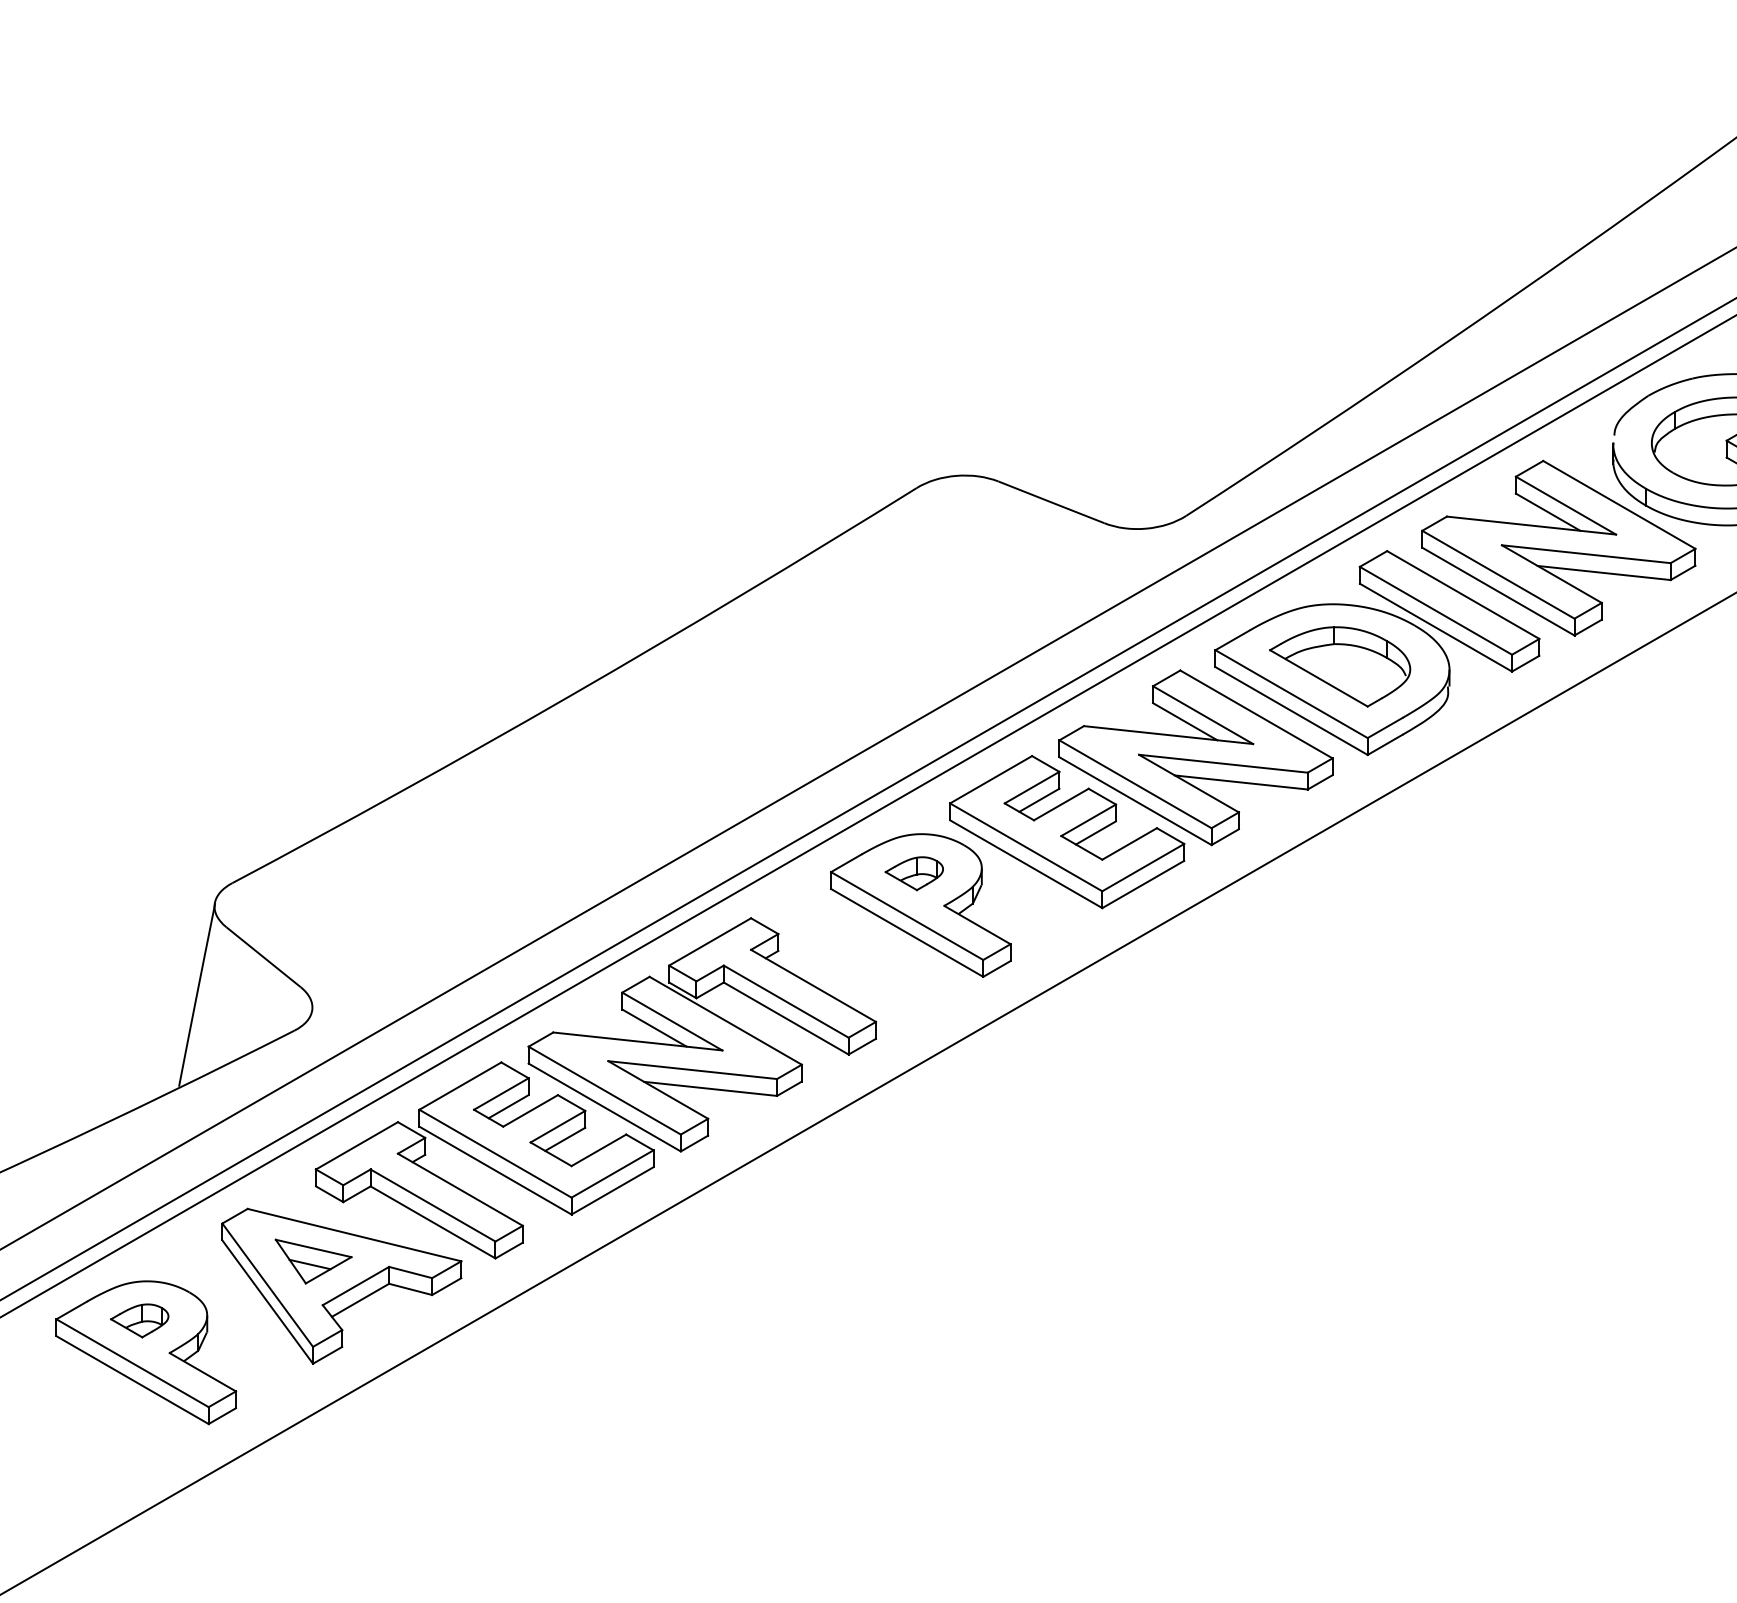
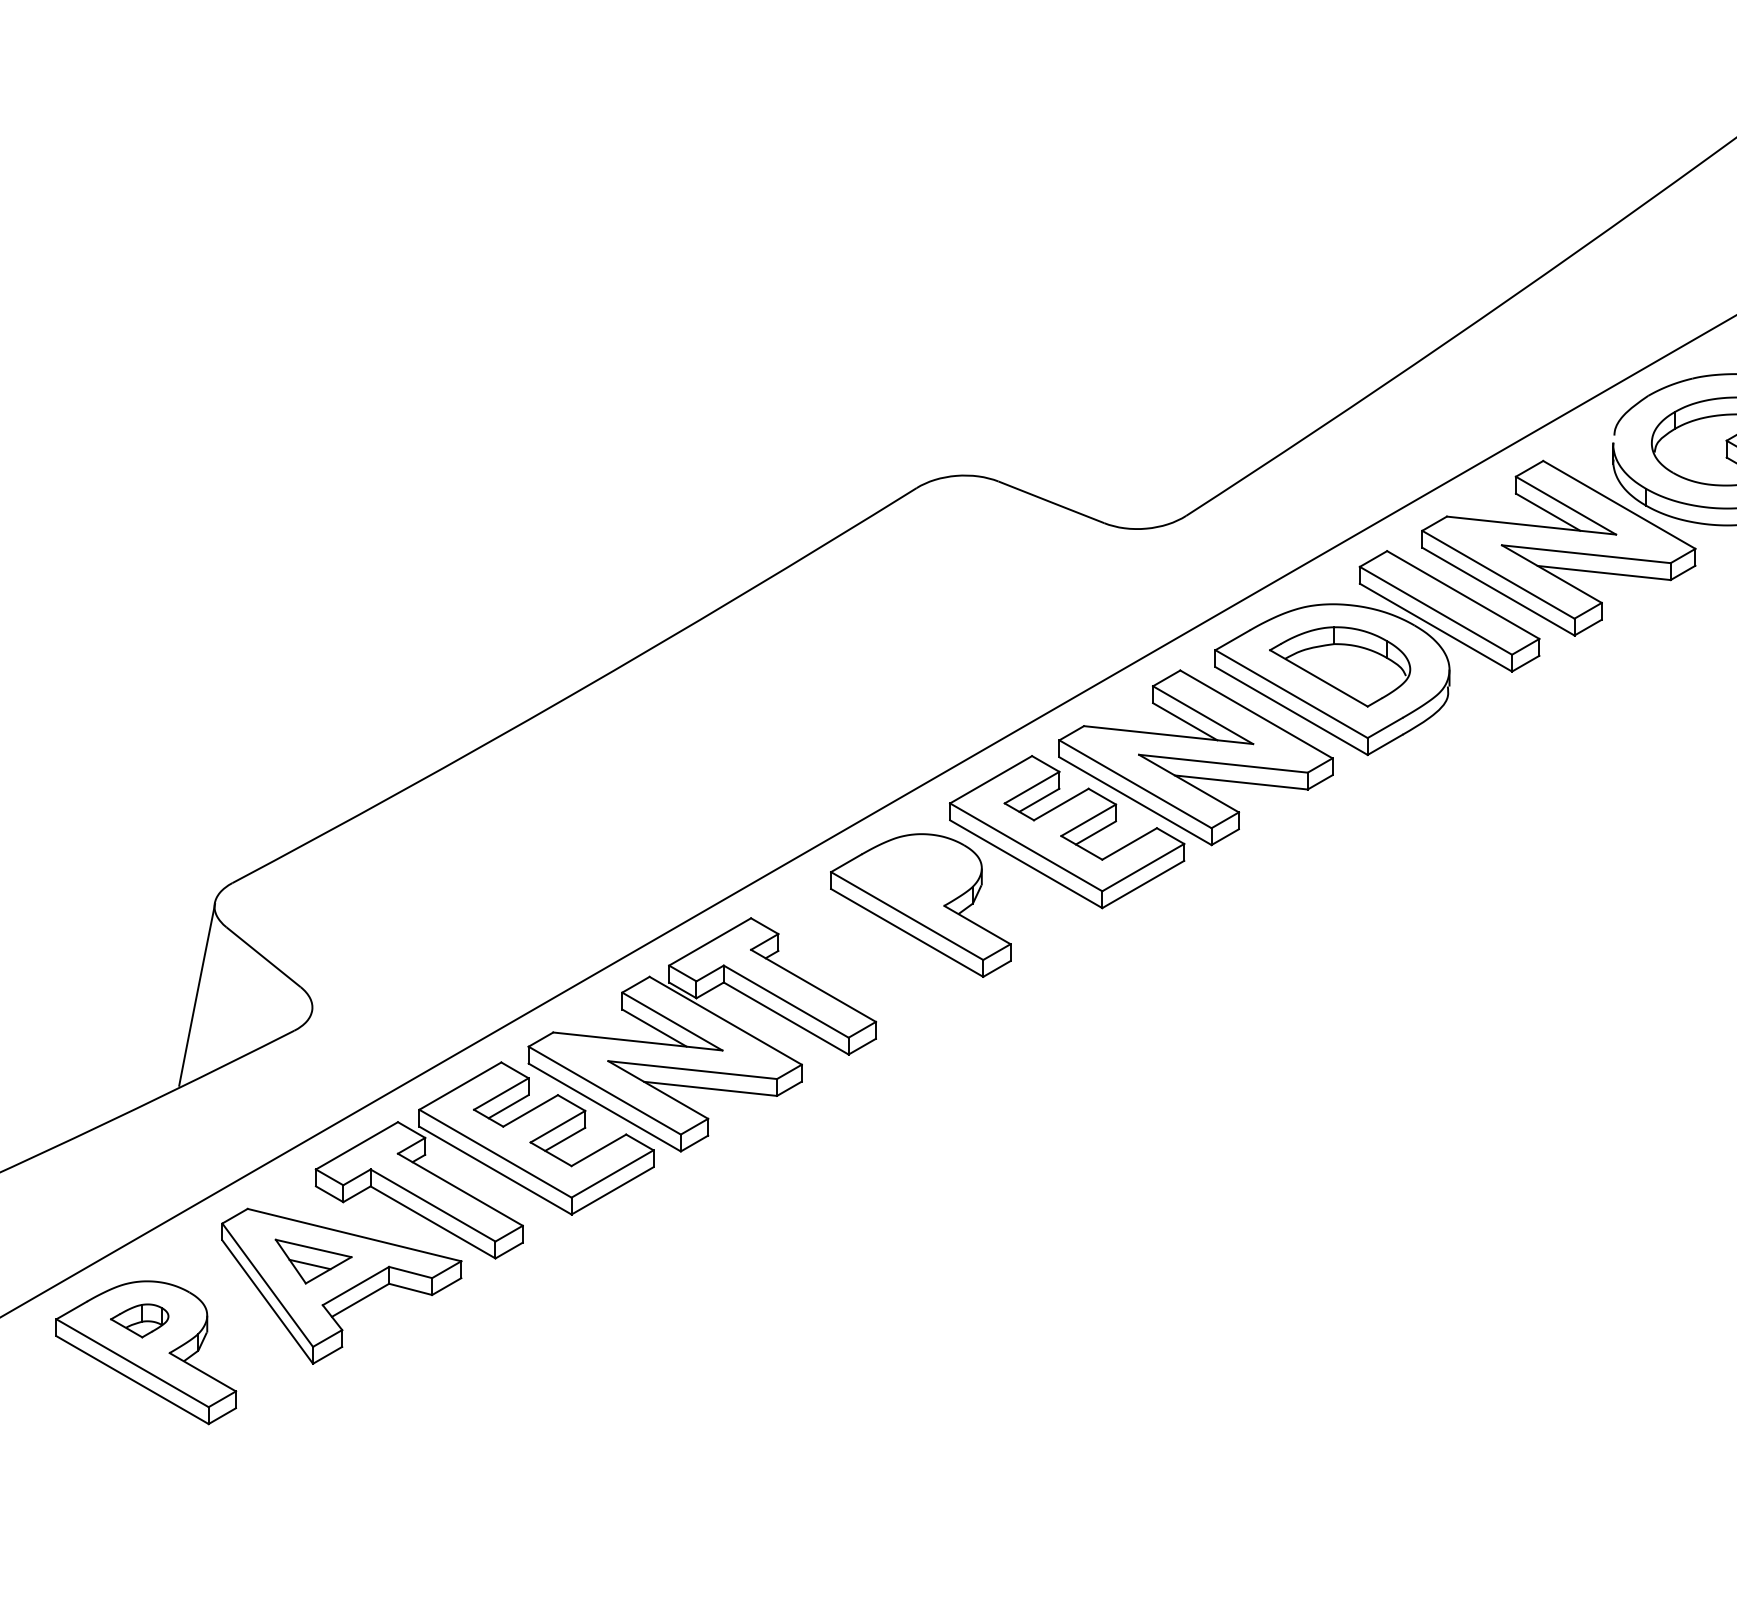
line: present -> none (867, 748)
line: present -> none (867, 799)
part: present -> none (913, 873)
line: present -> none (867, 1093)
